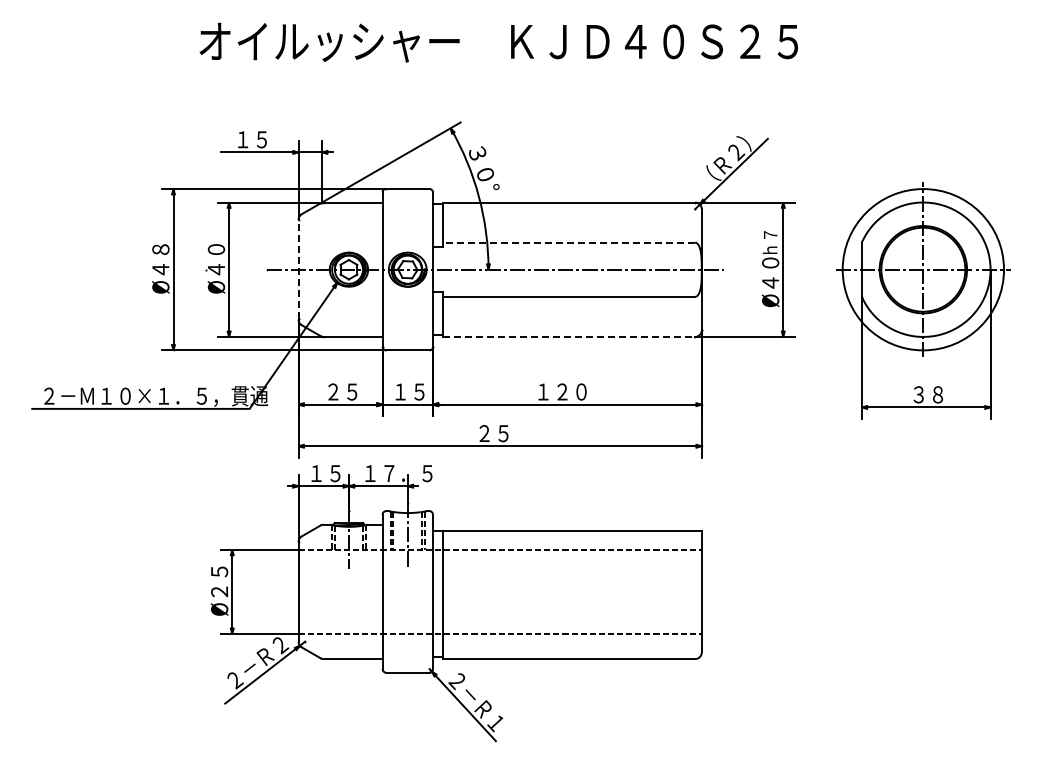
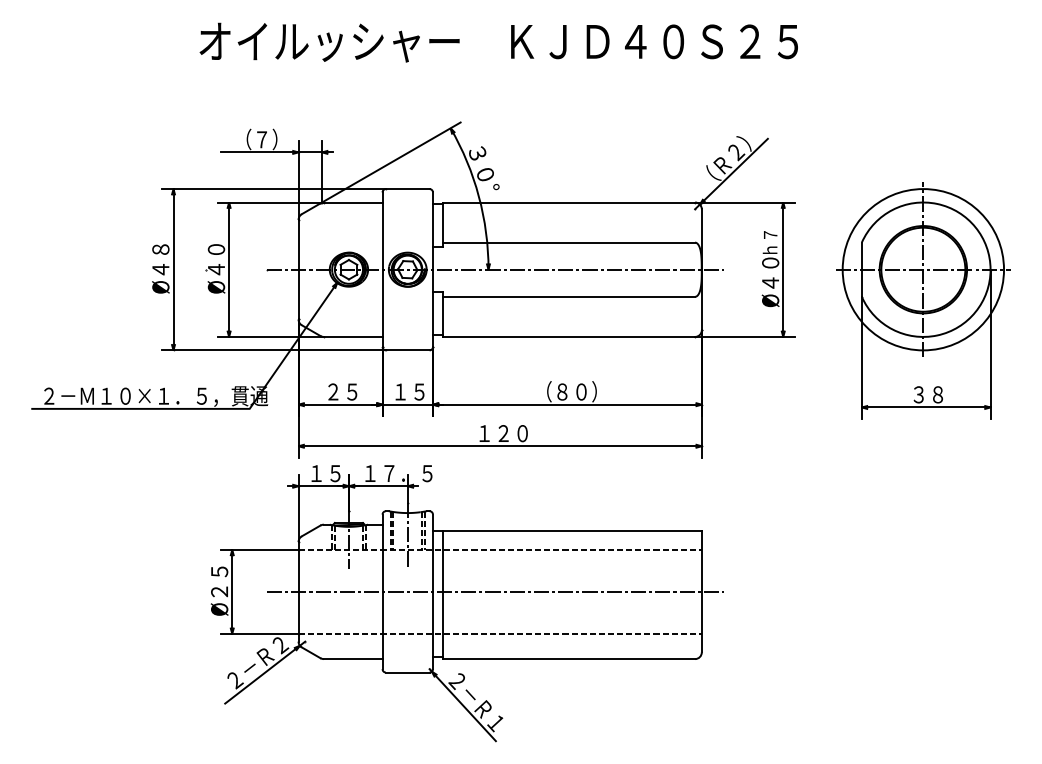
text: １５ -> （７） (257, 139)
line: dashed -> solid (568, 242)
line: dashed -> solid (298, 269)
line: dashed -> solid (569, 336)
text: １２０ -> （８０） (567, 391)
text: ２５ -> １２０ (503, 433)
line: none -> present (495, 591)
